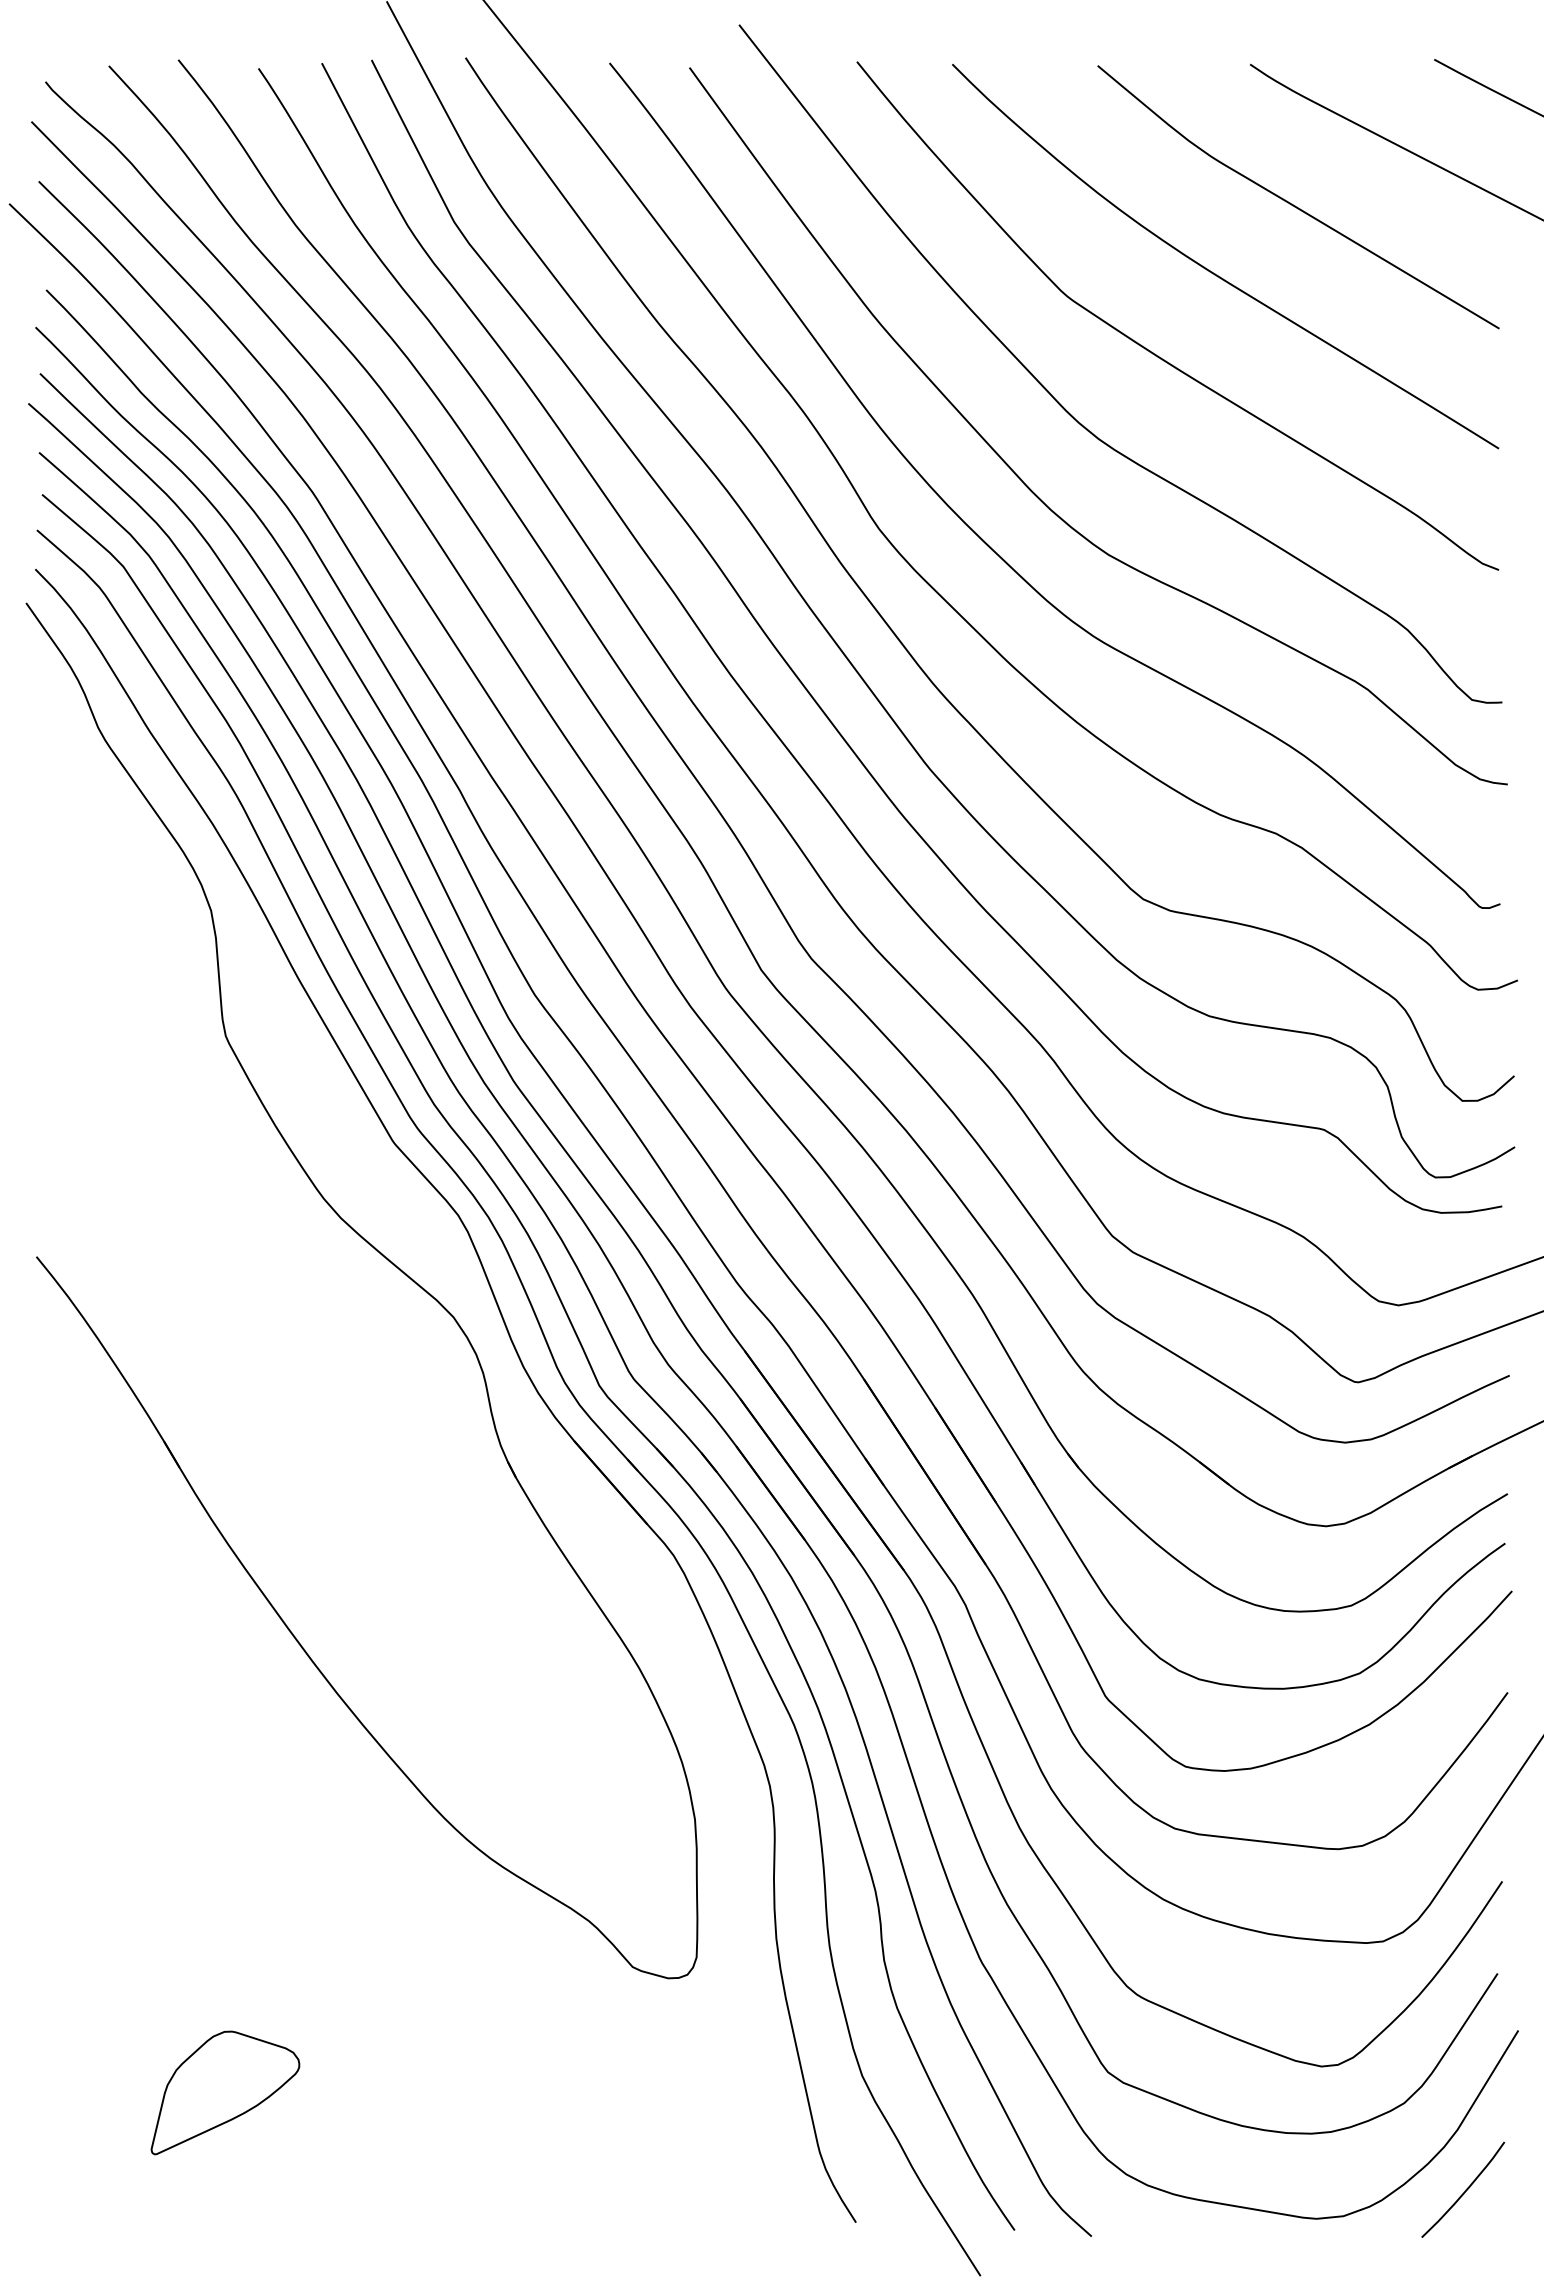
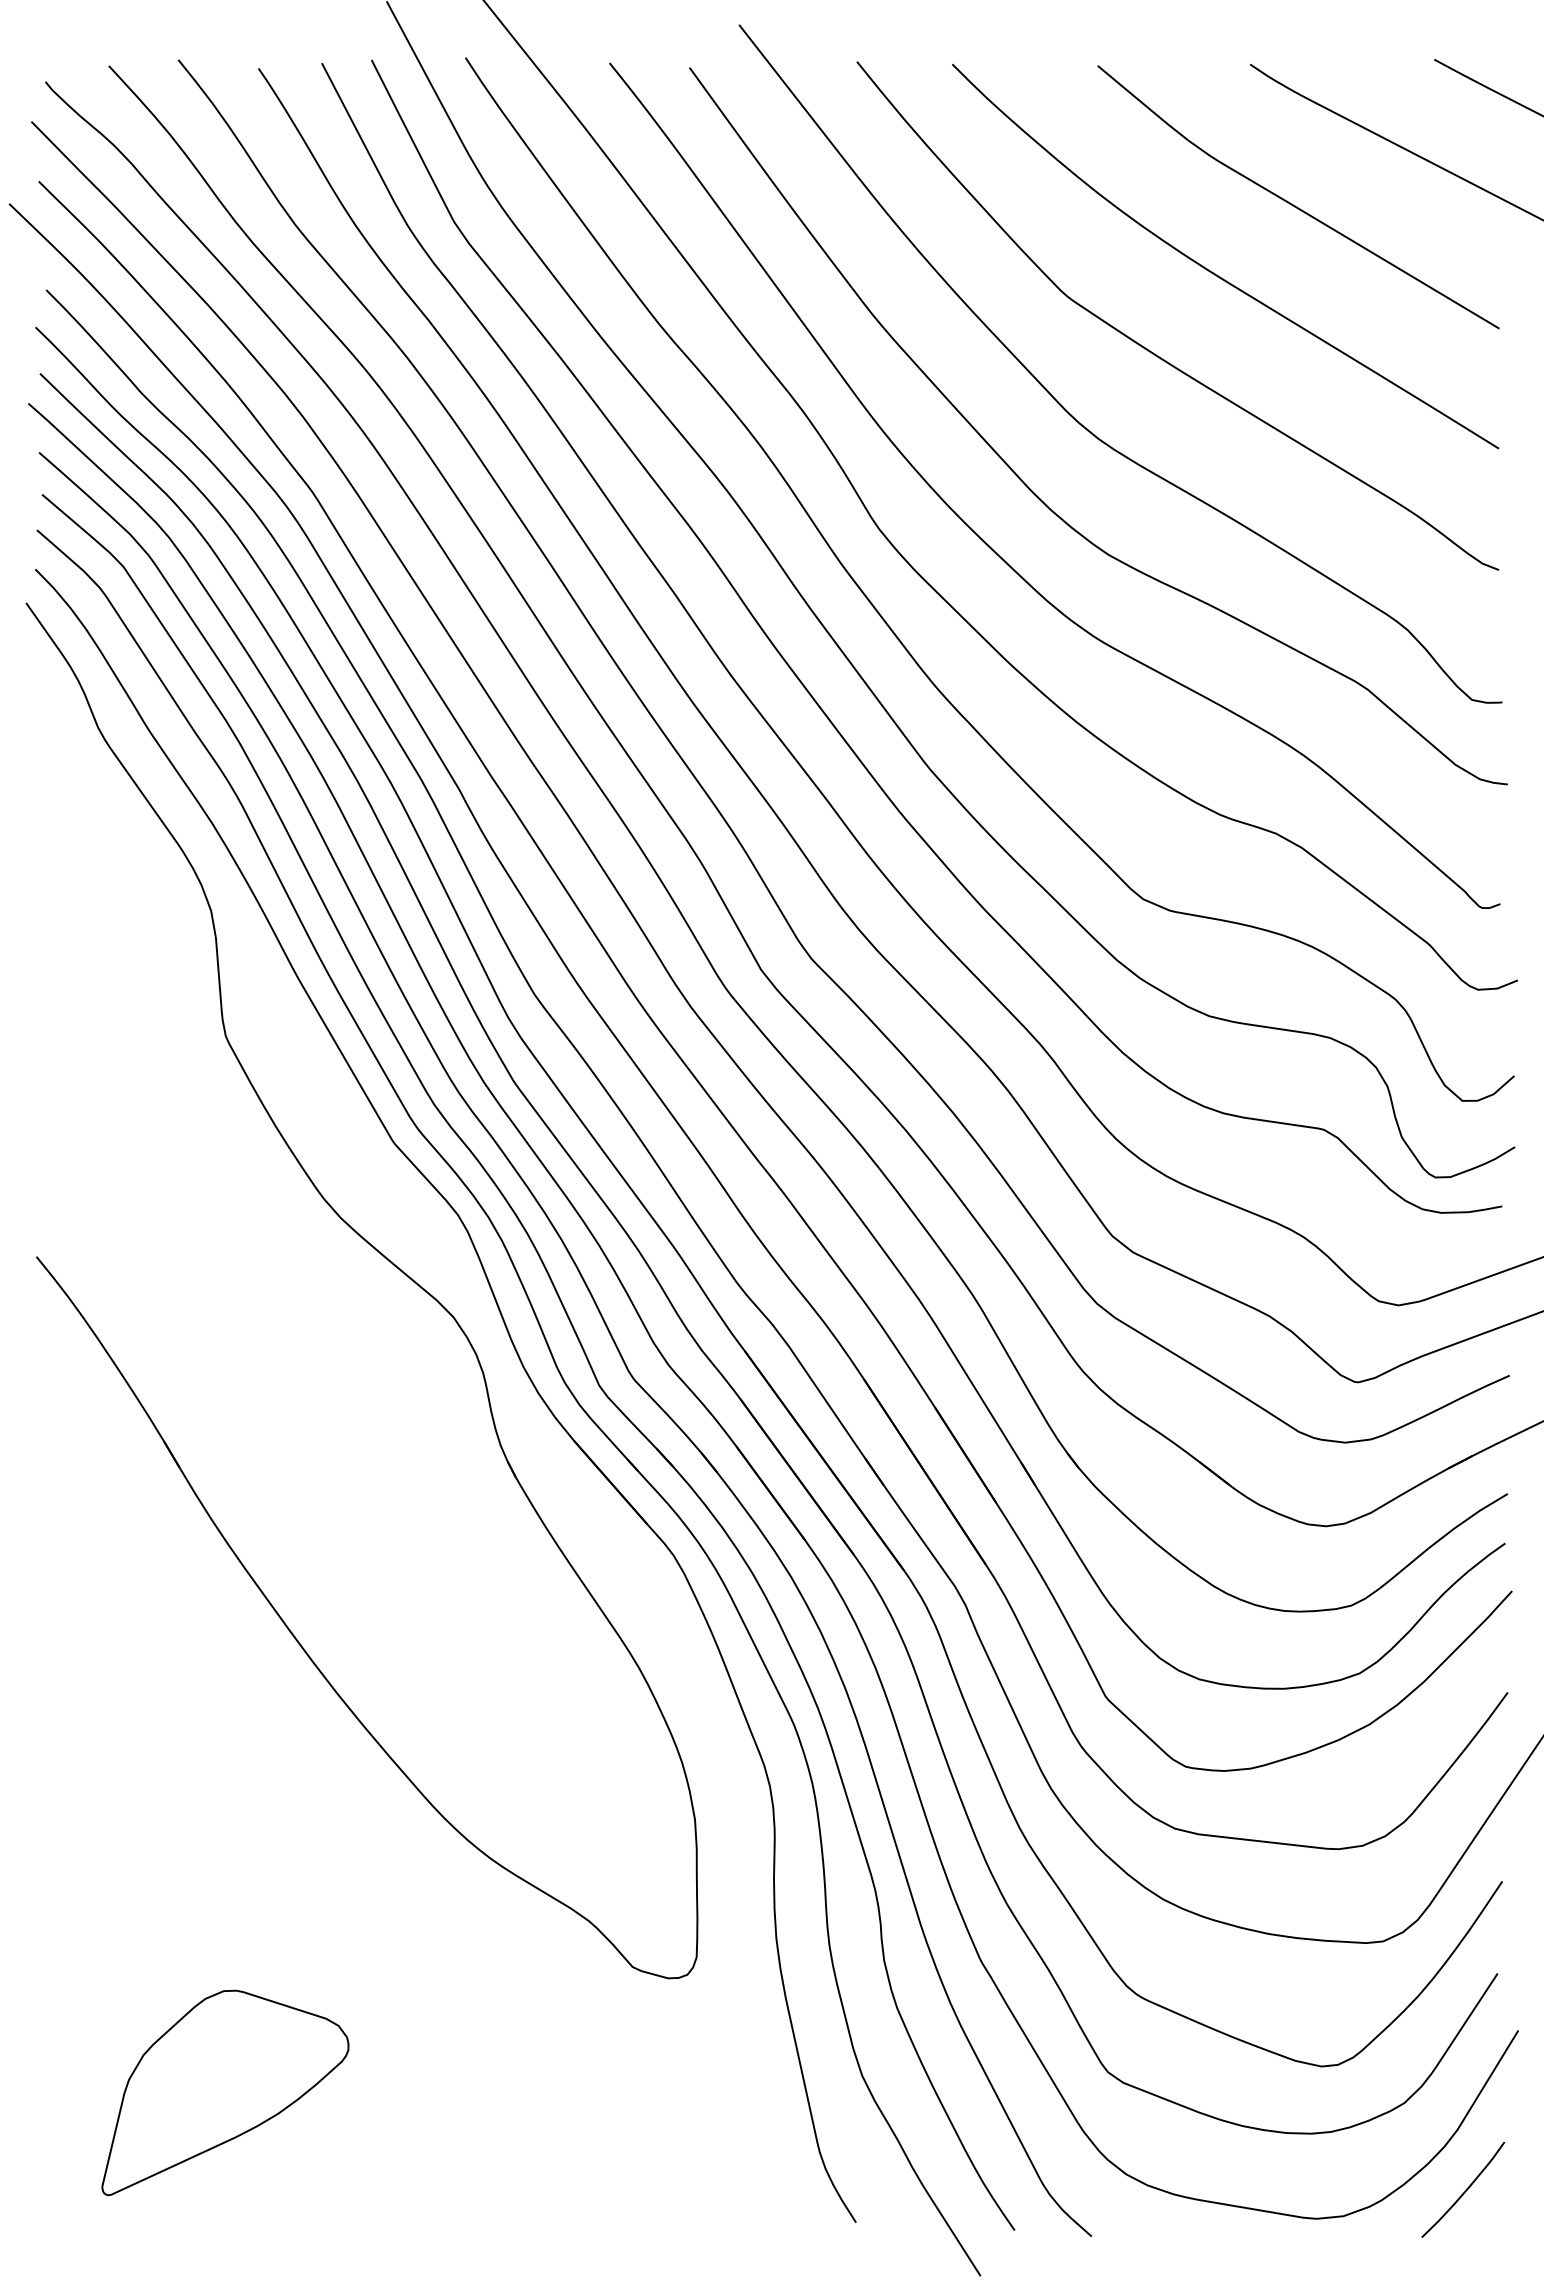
part size: 151x126 px -> 249x208 px (225, 2092)
